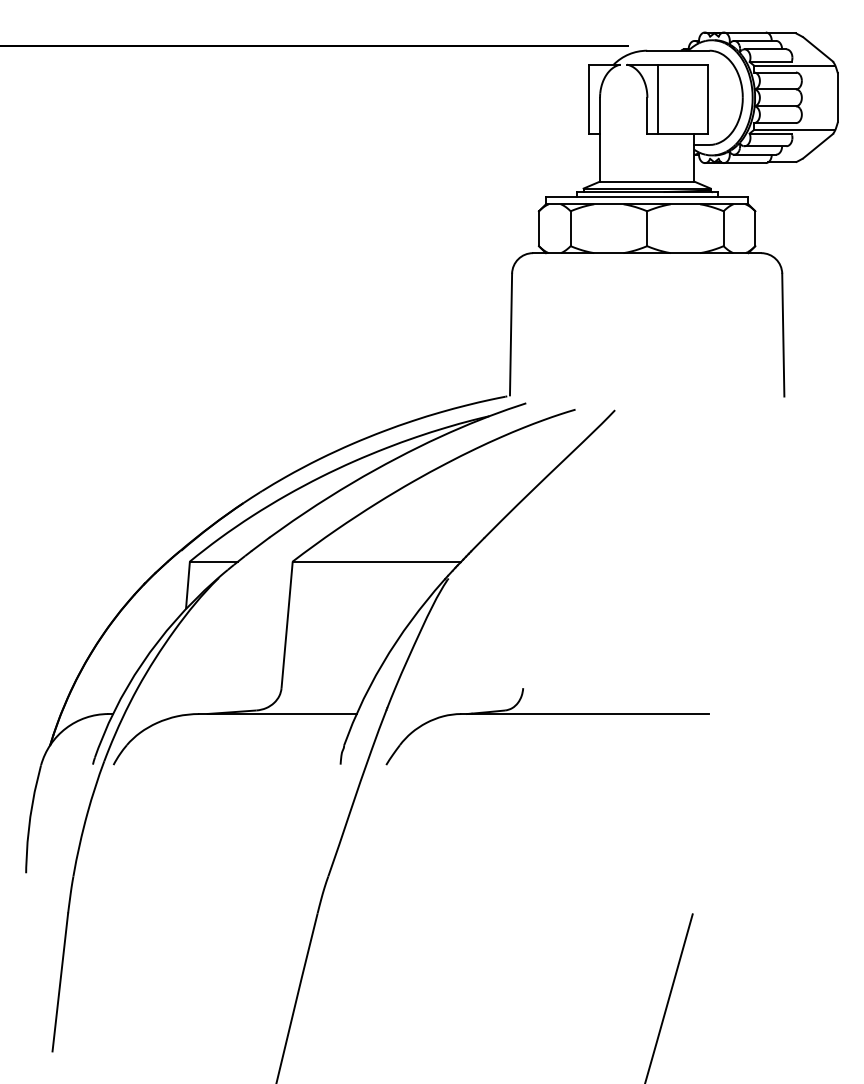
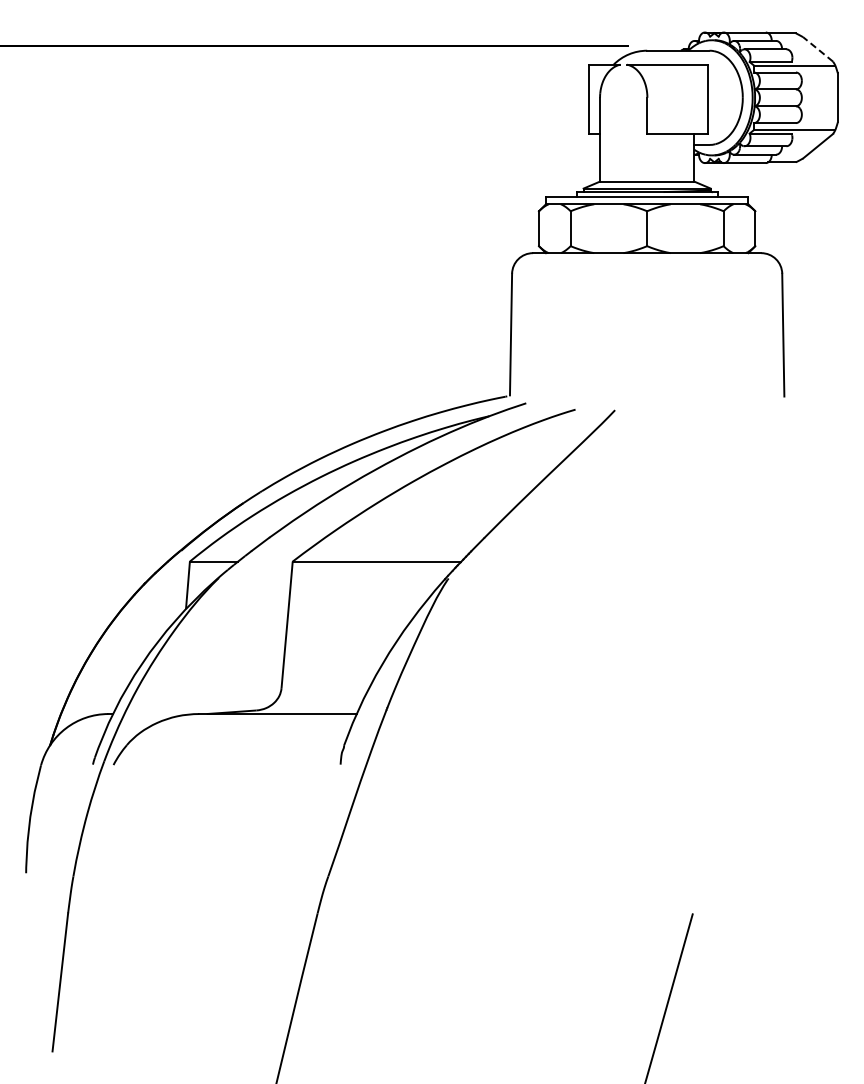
line: solid -> dashed (817, 49)
line: present -> none (658, 99)
part: present -> none (547, 714)
